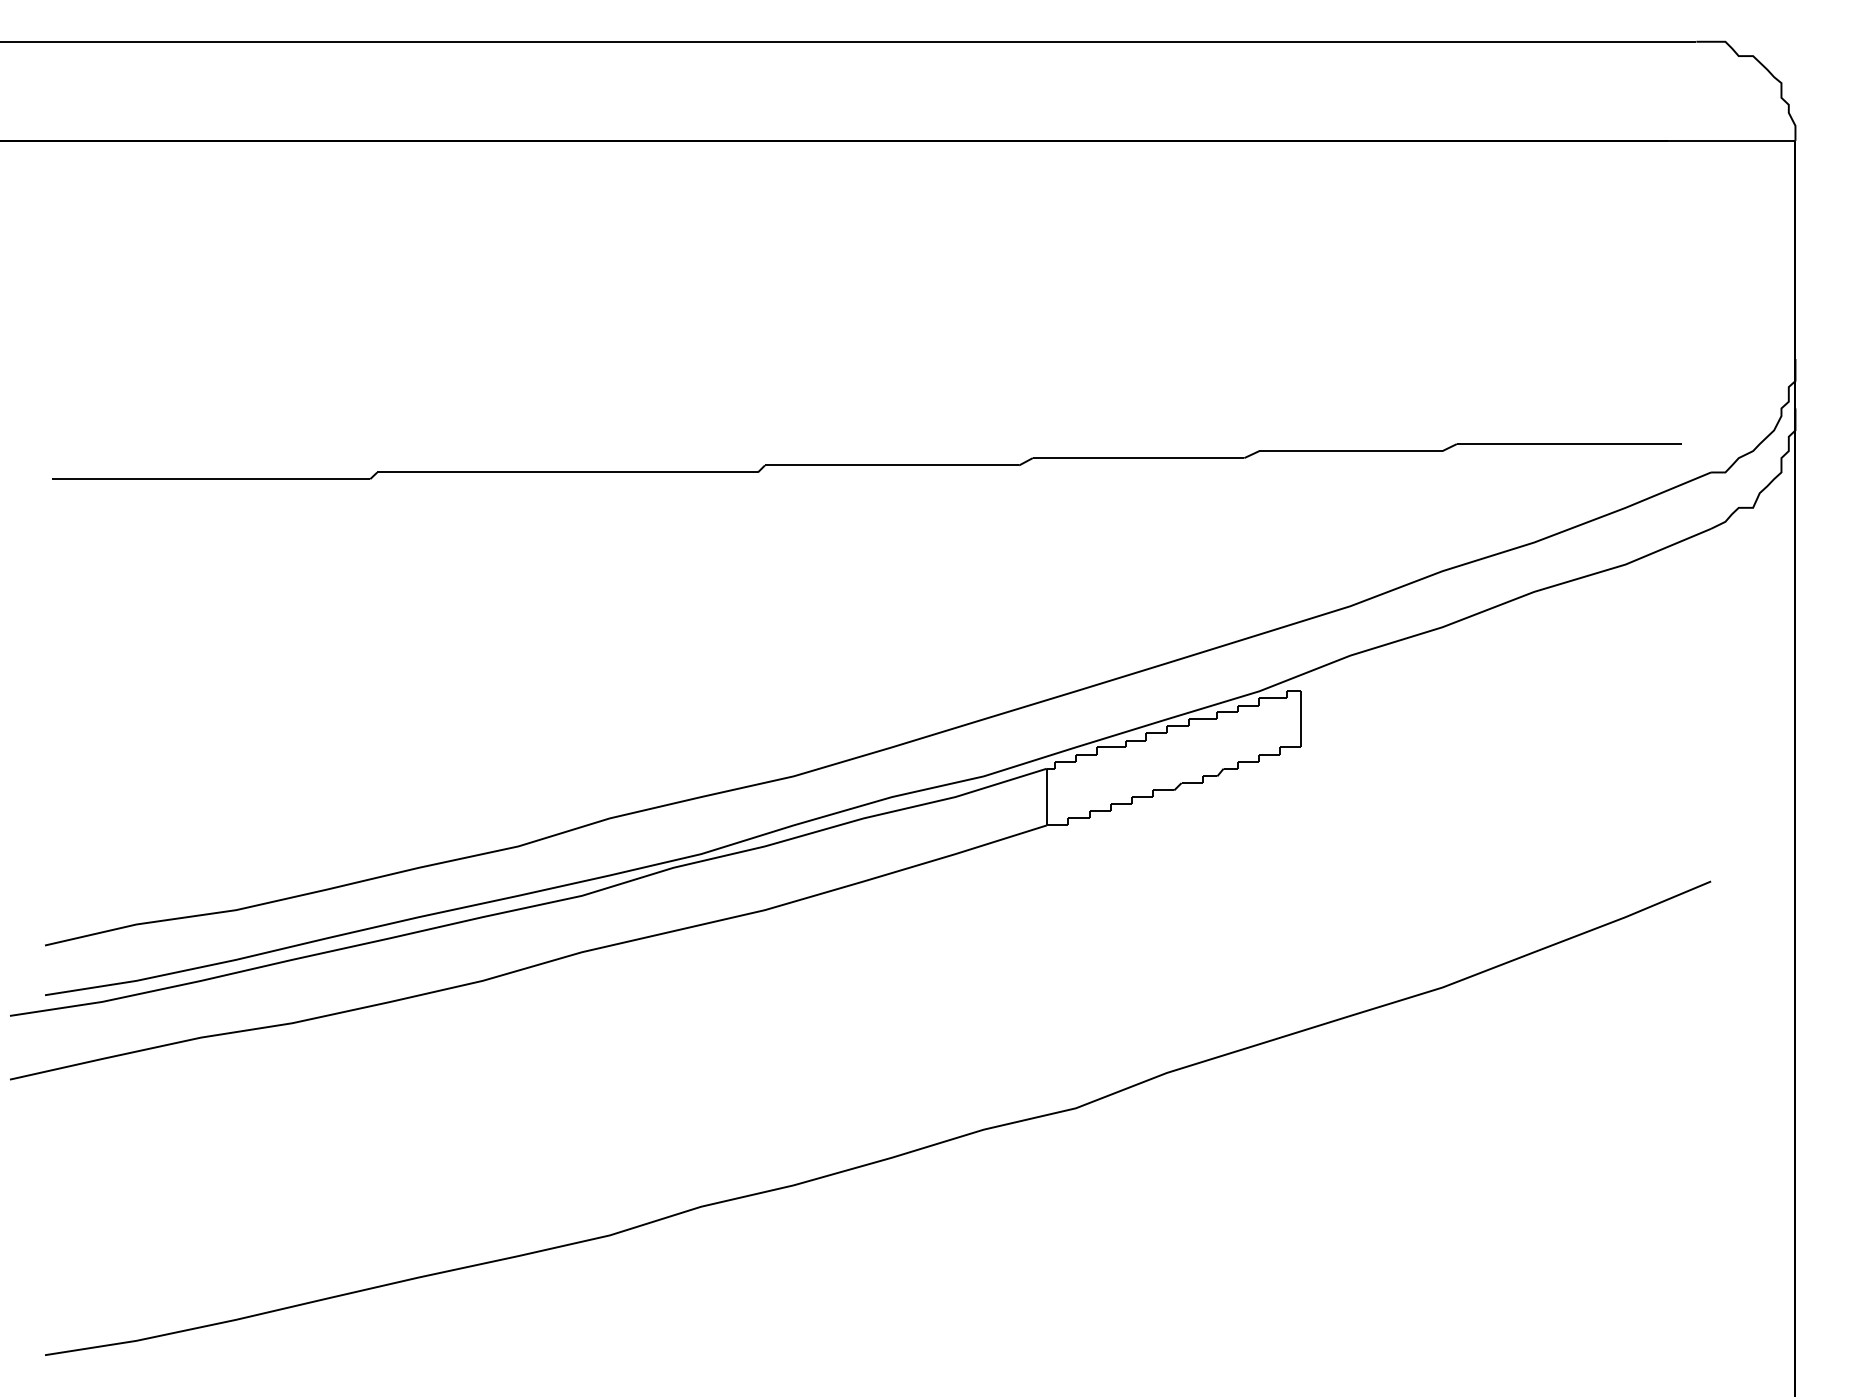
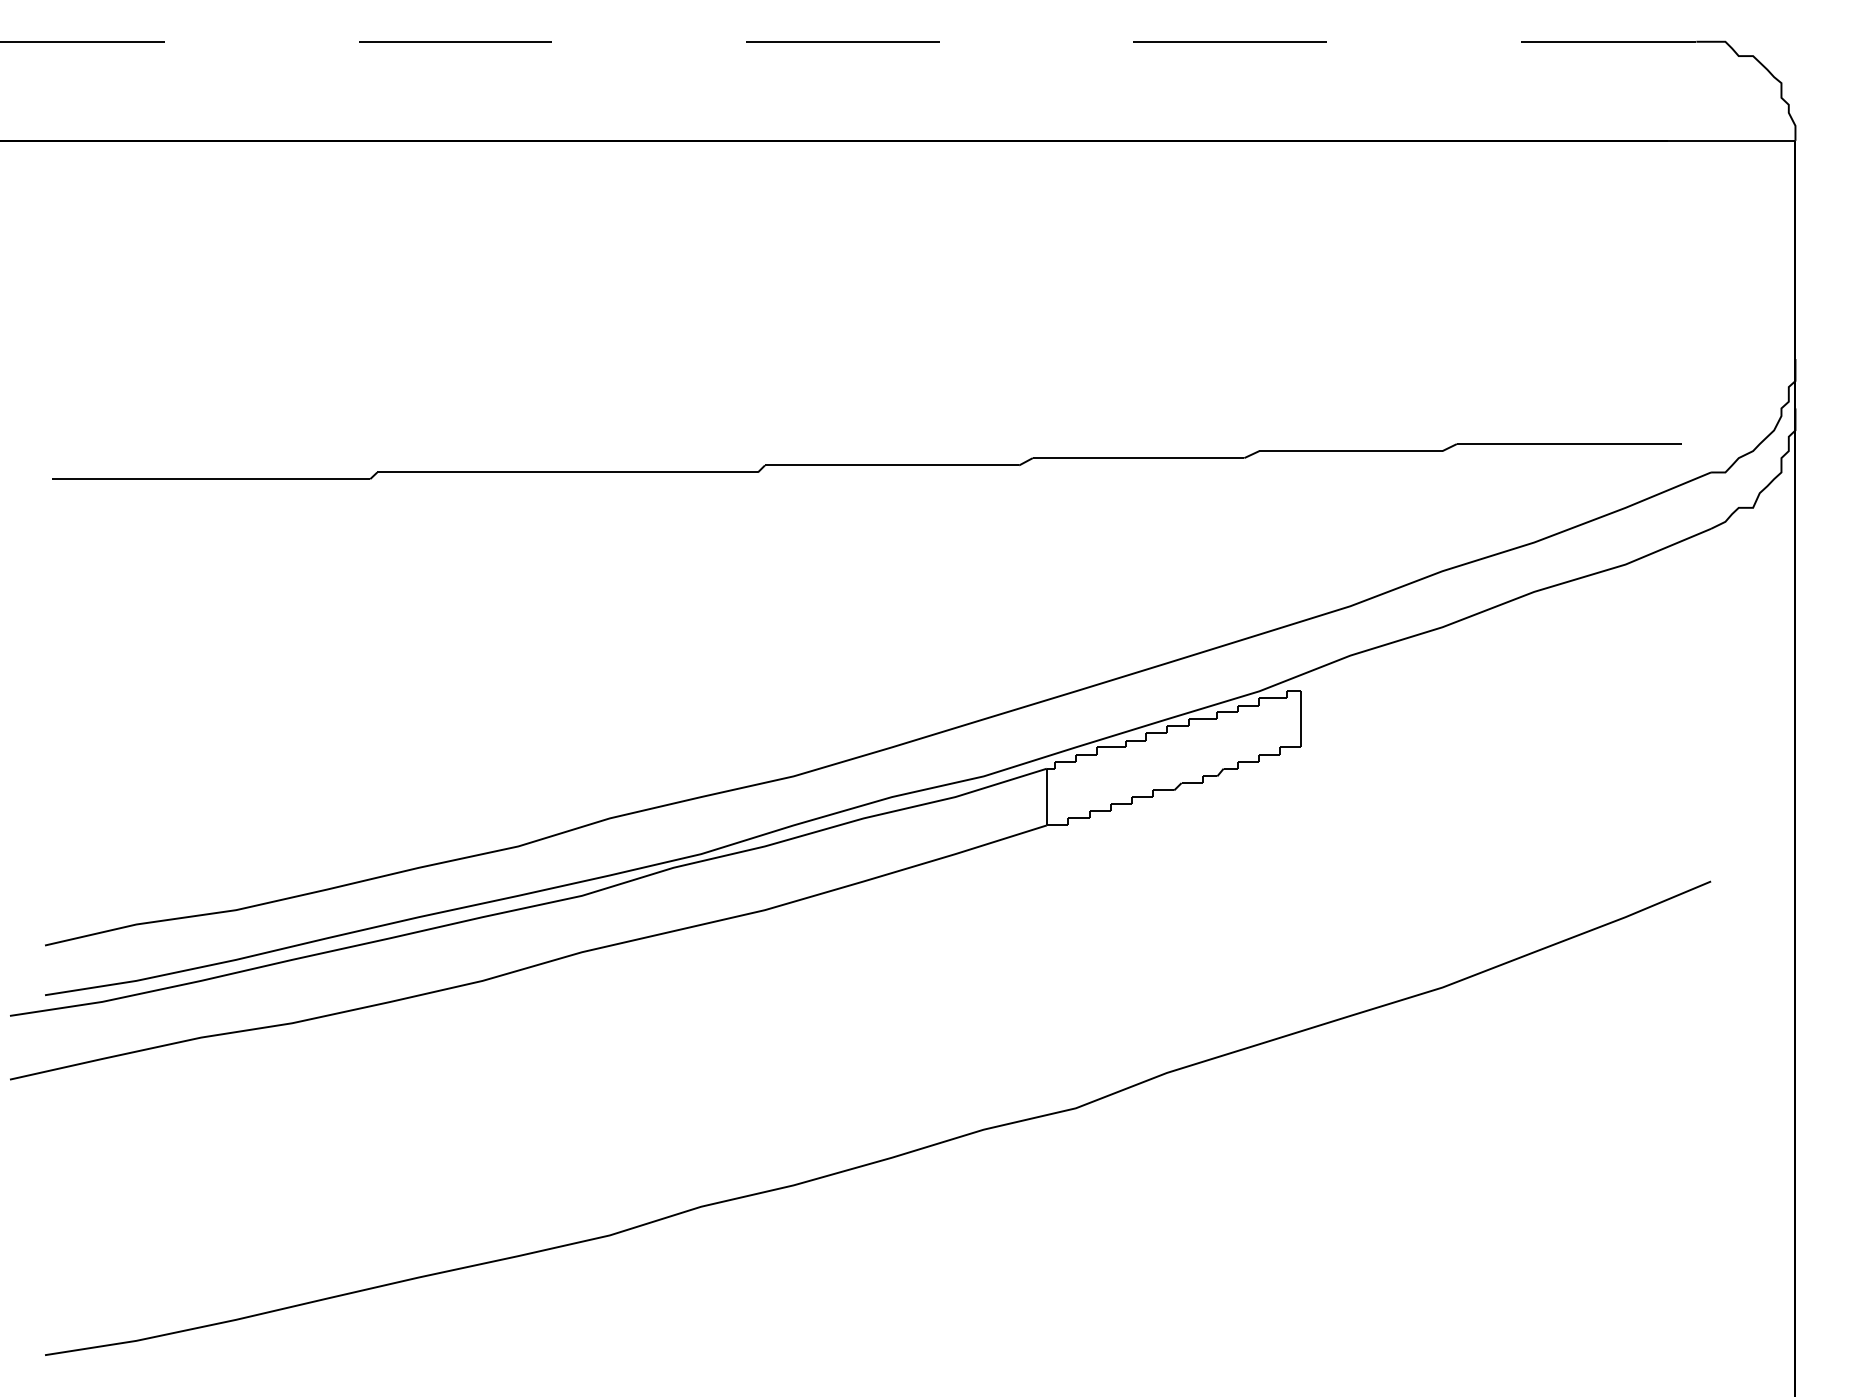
line: solid -> dashed (848, 41)
